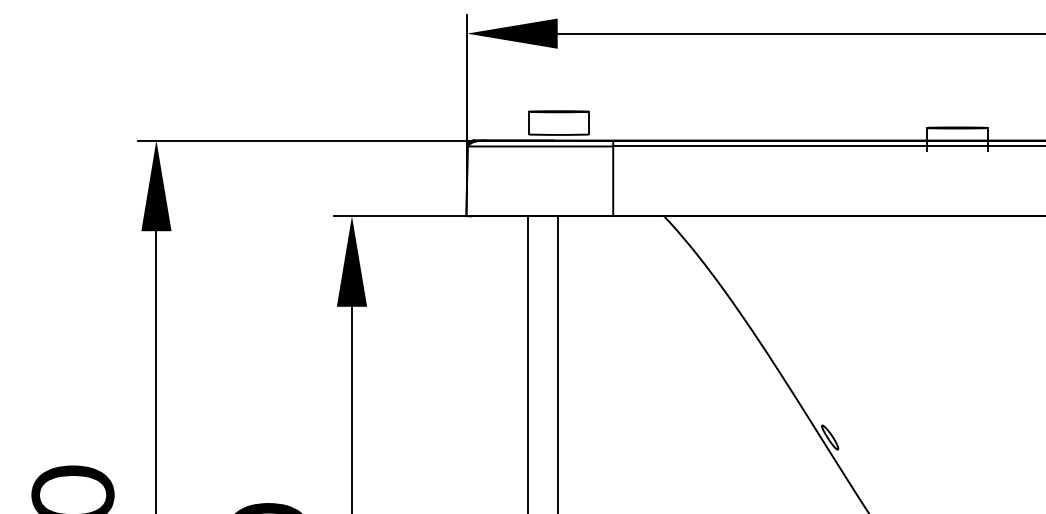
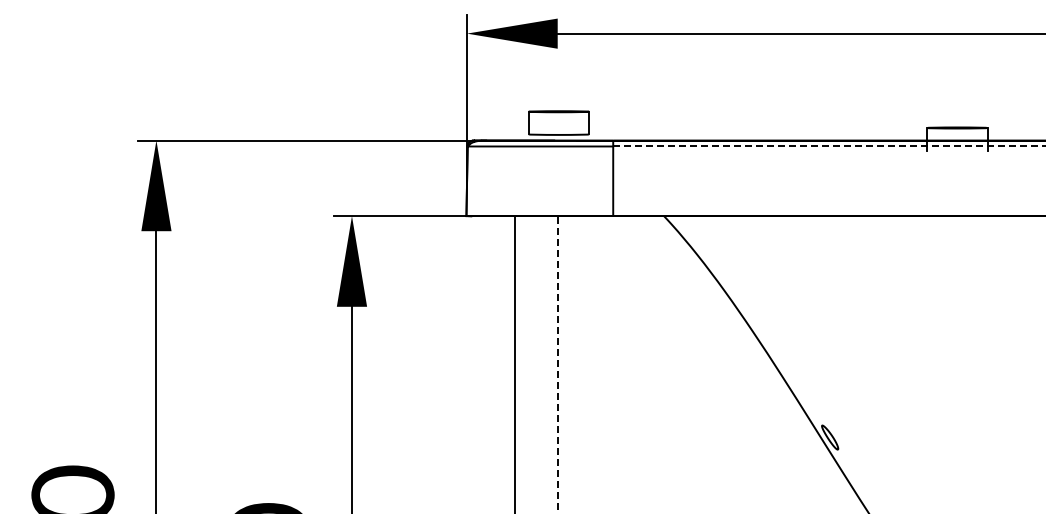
line: solid -> dashed (829, 146)
line position: (527, 363) -> (514, 363) (514, 363)
line: solid -> dashed (557, 364)
